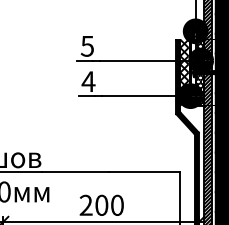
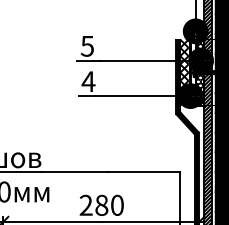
text: 200 -> 280 (101, 205)
